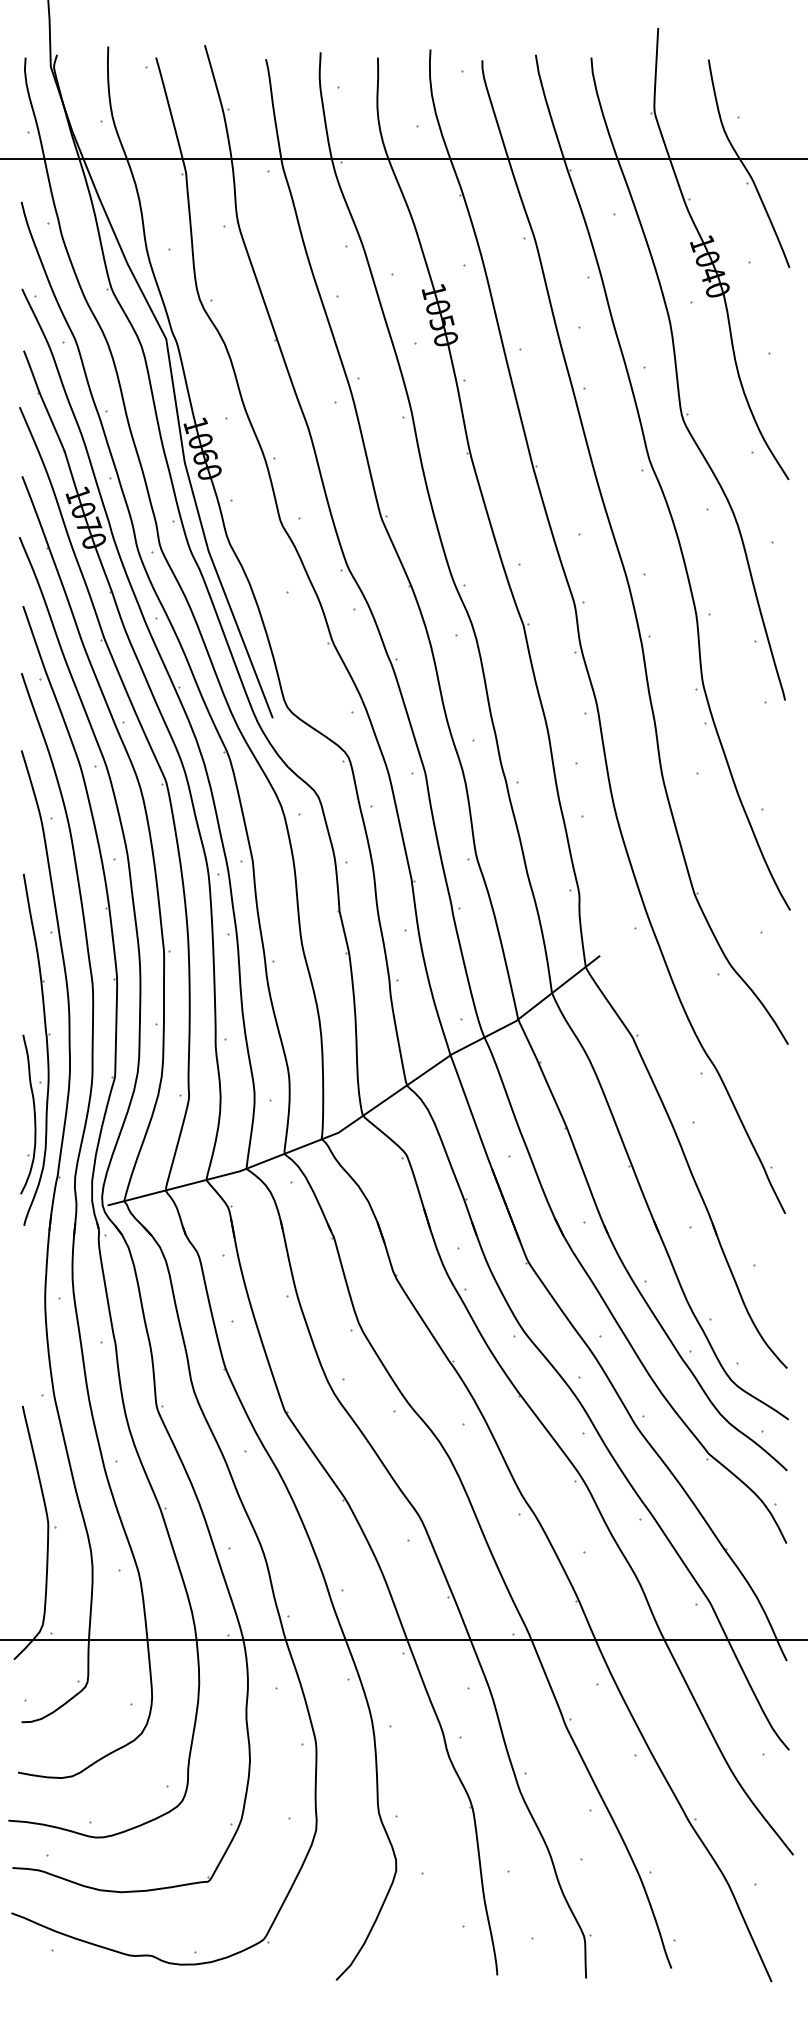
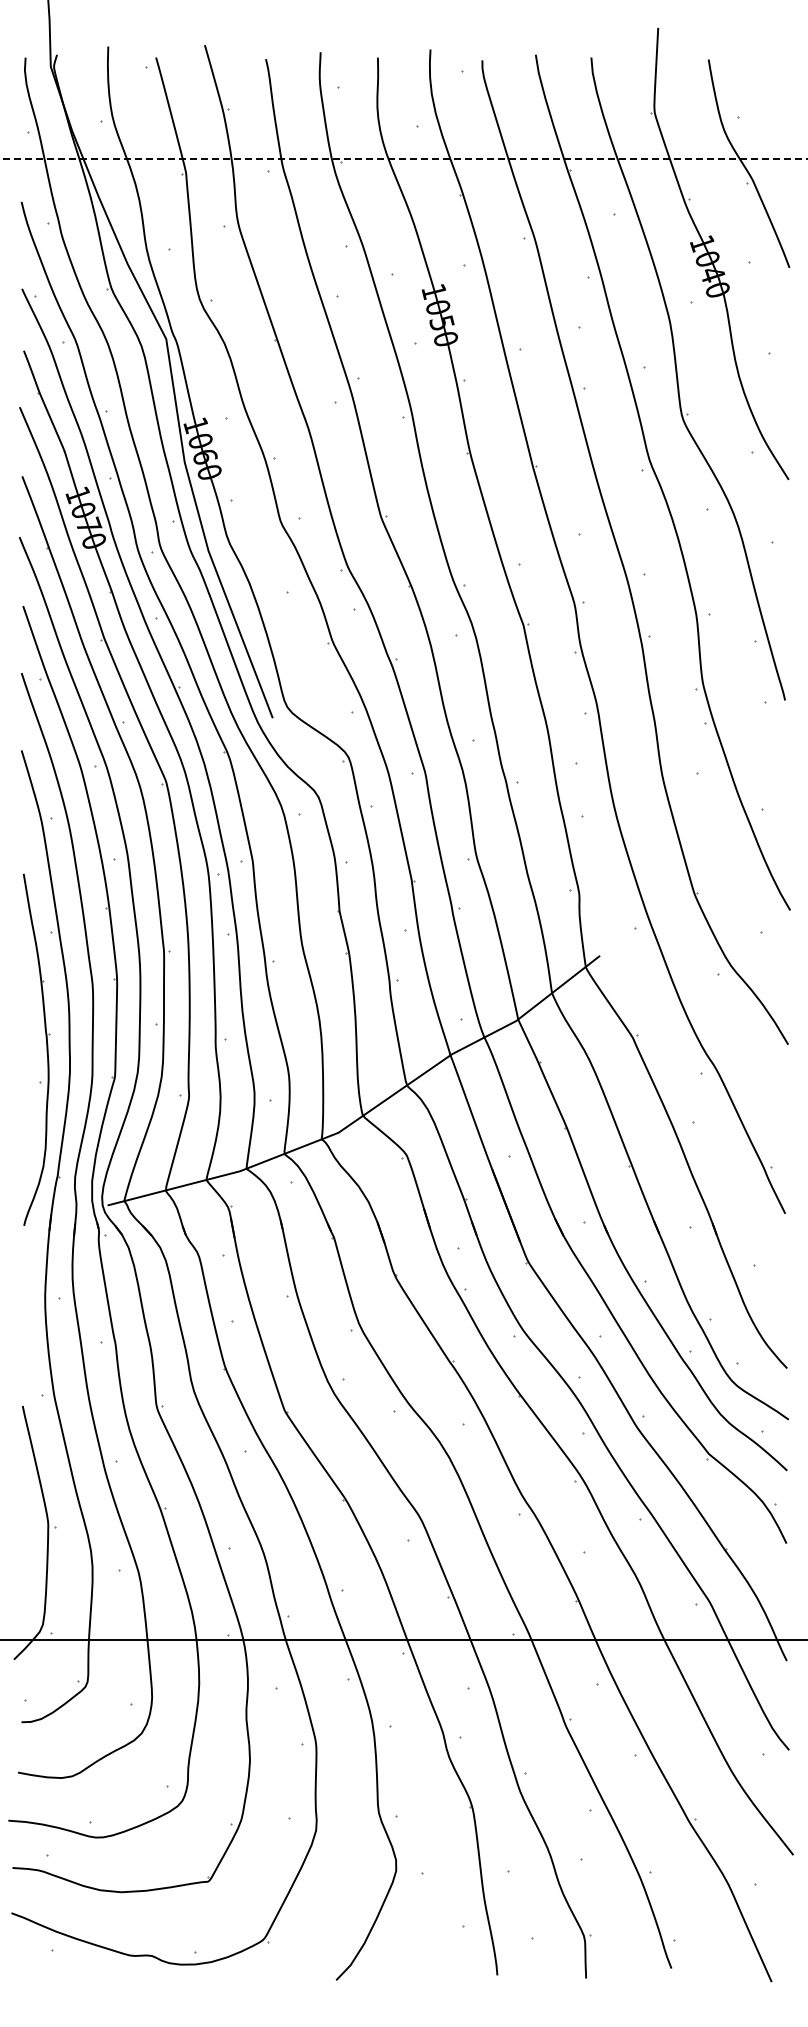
line: solid -> dashed (403, 158)
part: present -> none (28, 1114)
